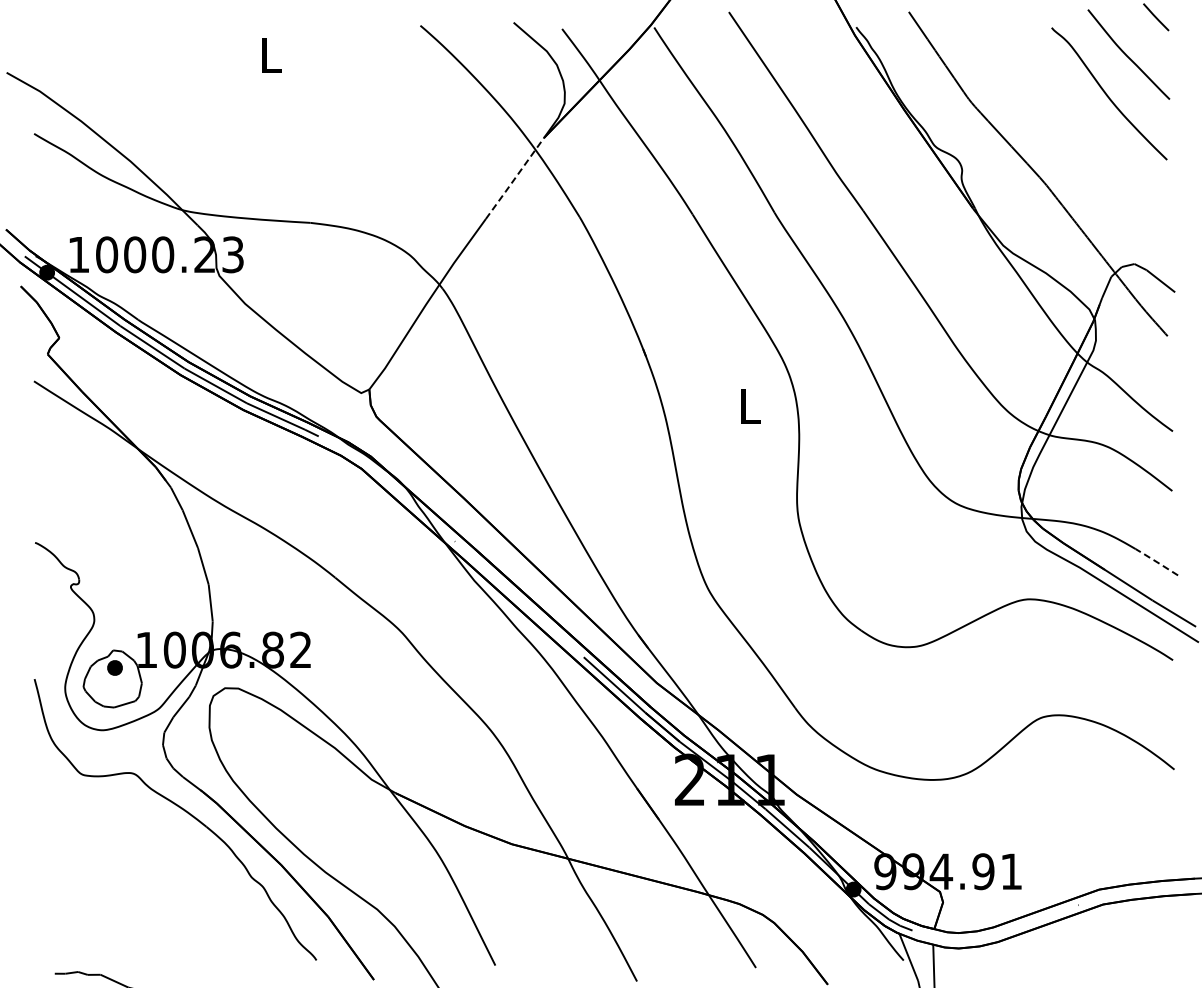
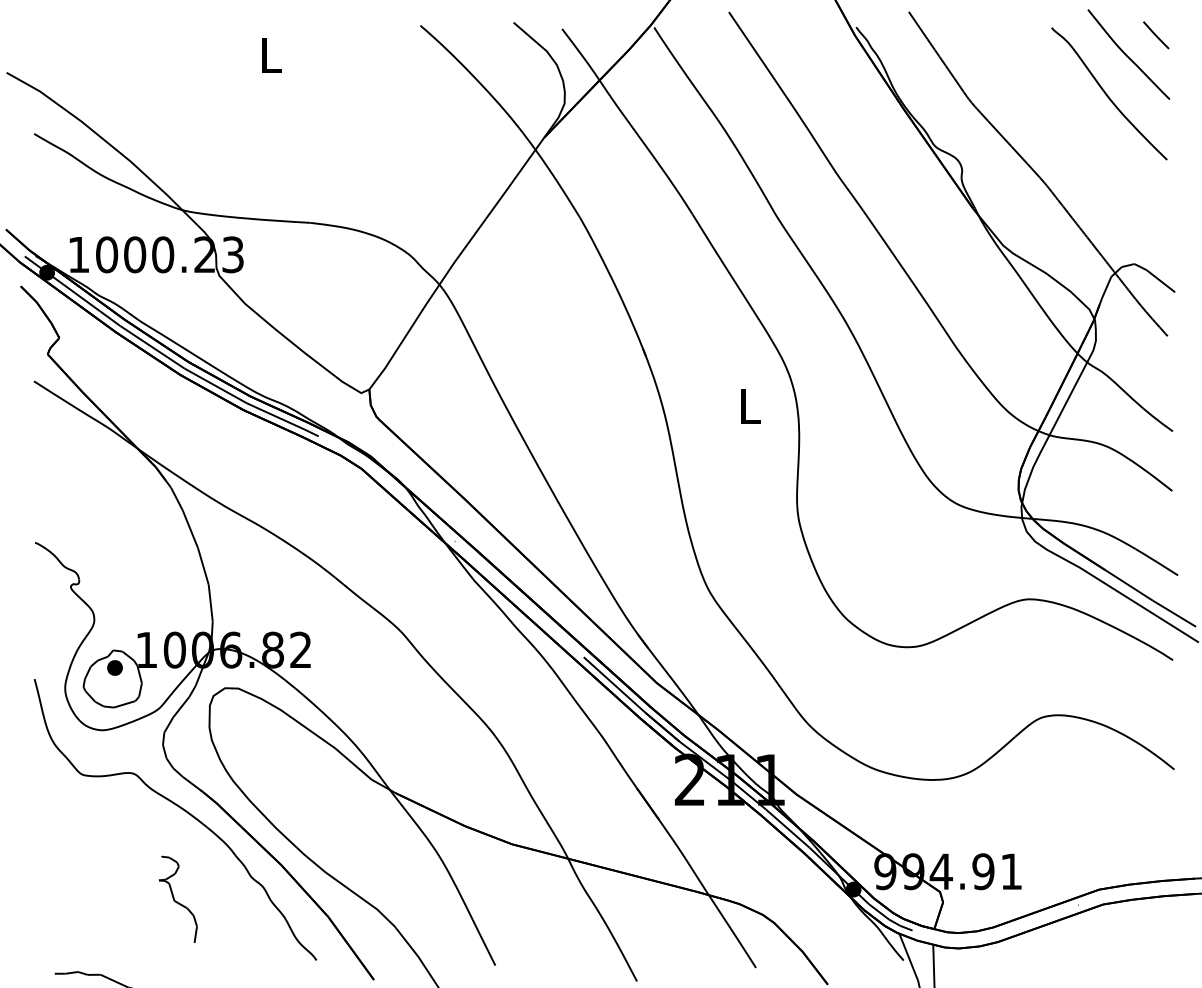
line position: (1156, 17) -> (1156, 35) (1156, 35)
line: dashed -> solid (514, 179)
line: dashed -> solid (1156, 561)
curve: none -> present (177, 901)
